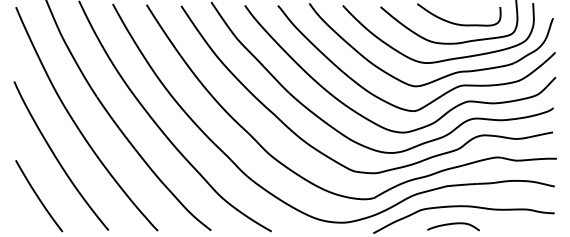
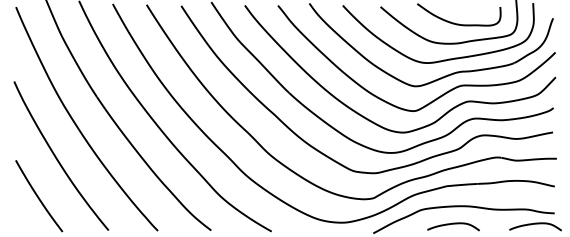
curve: none -> present (535, 224)
